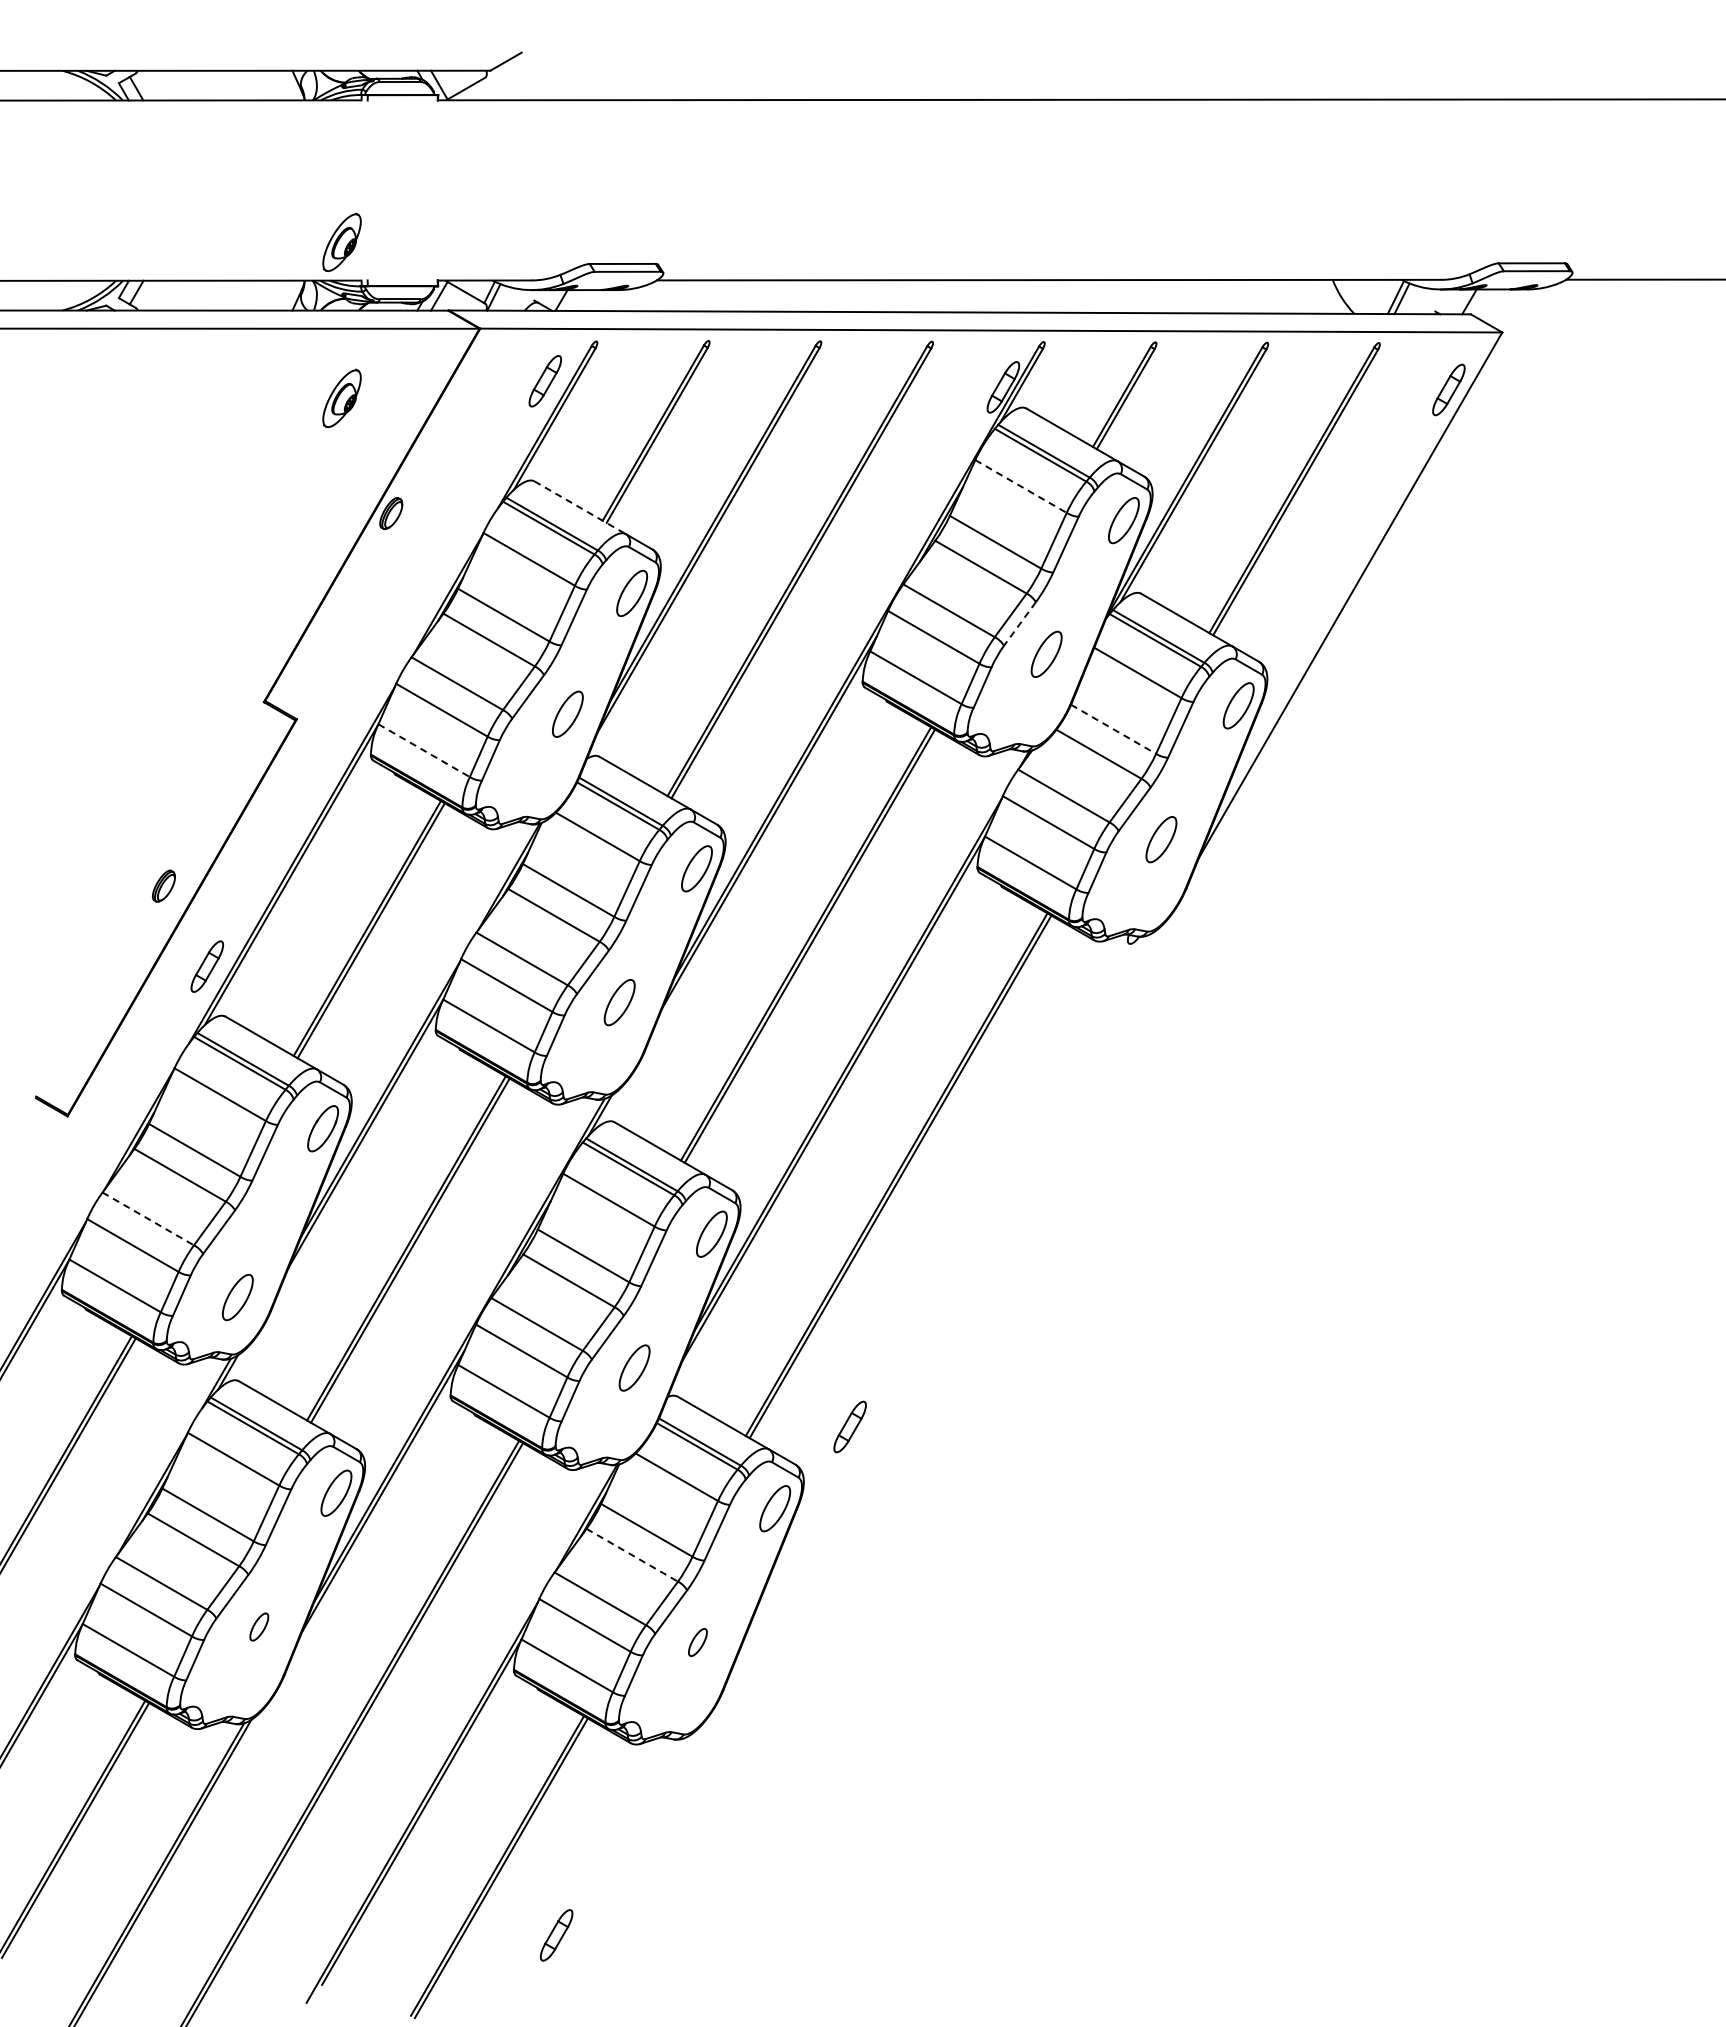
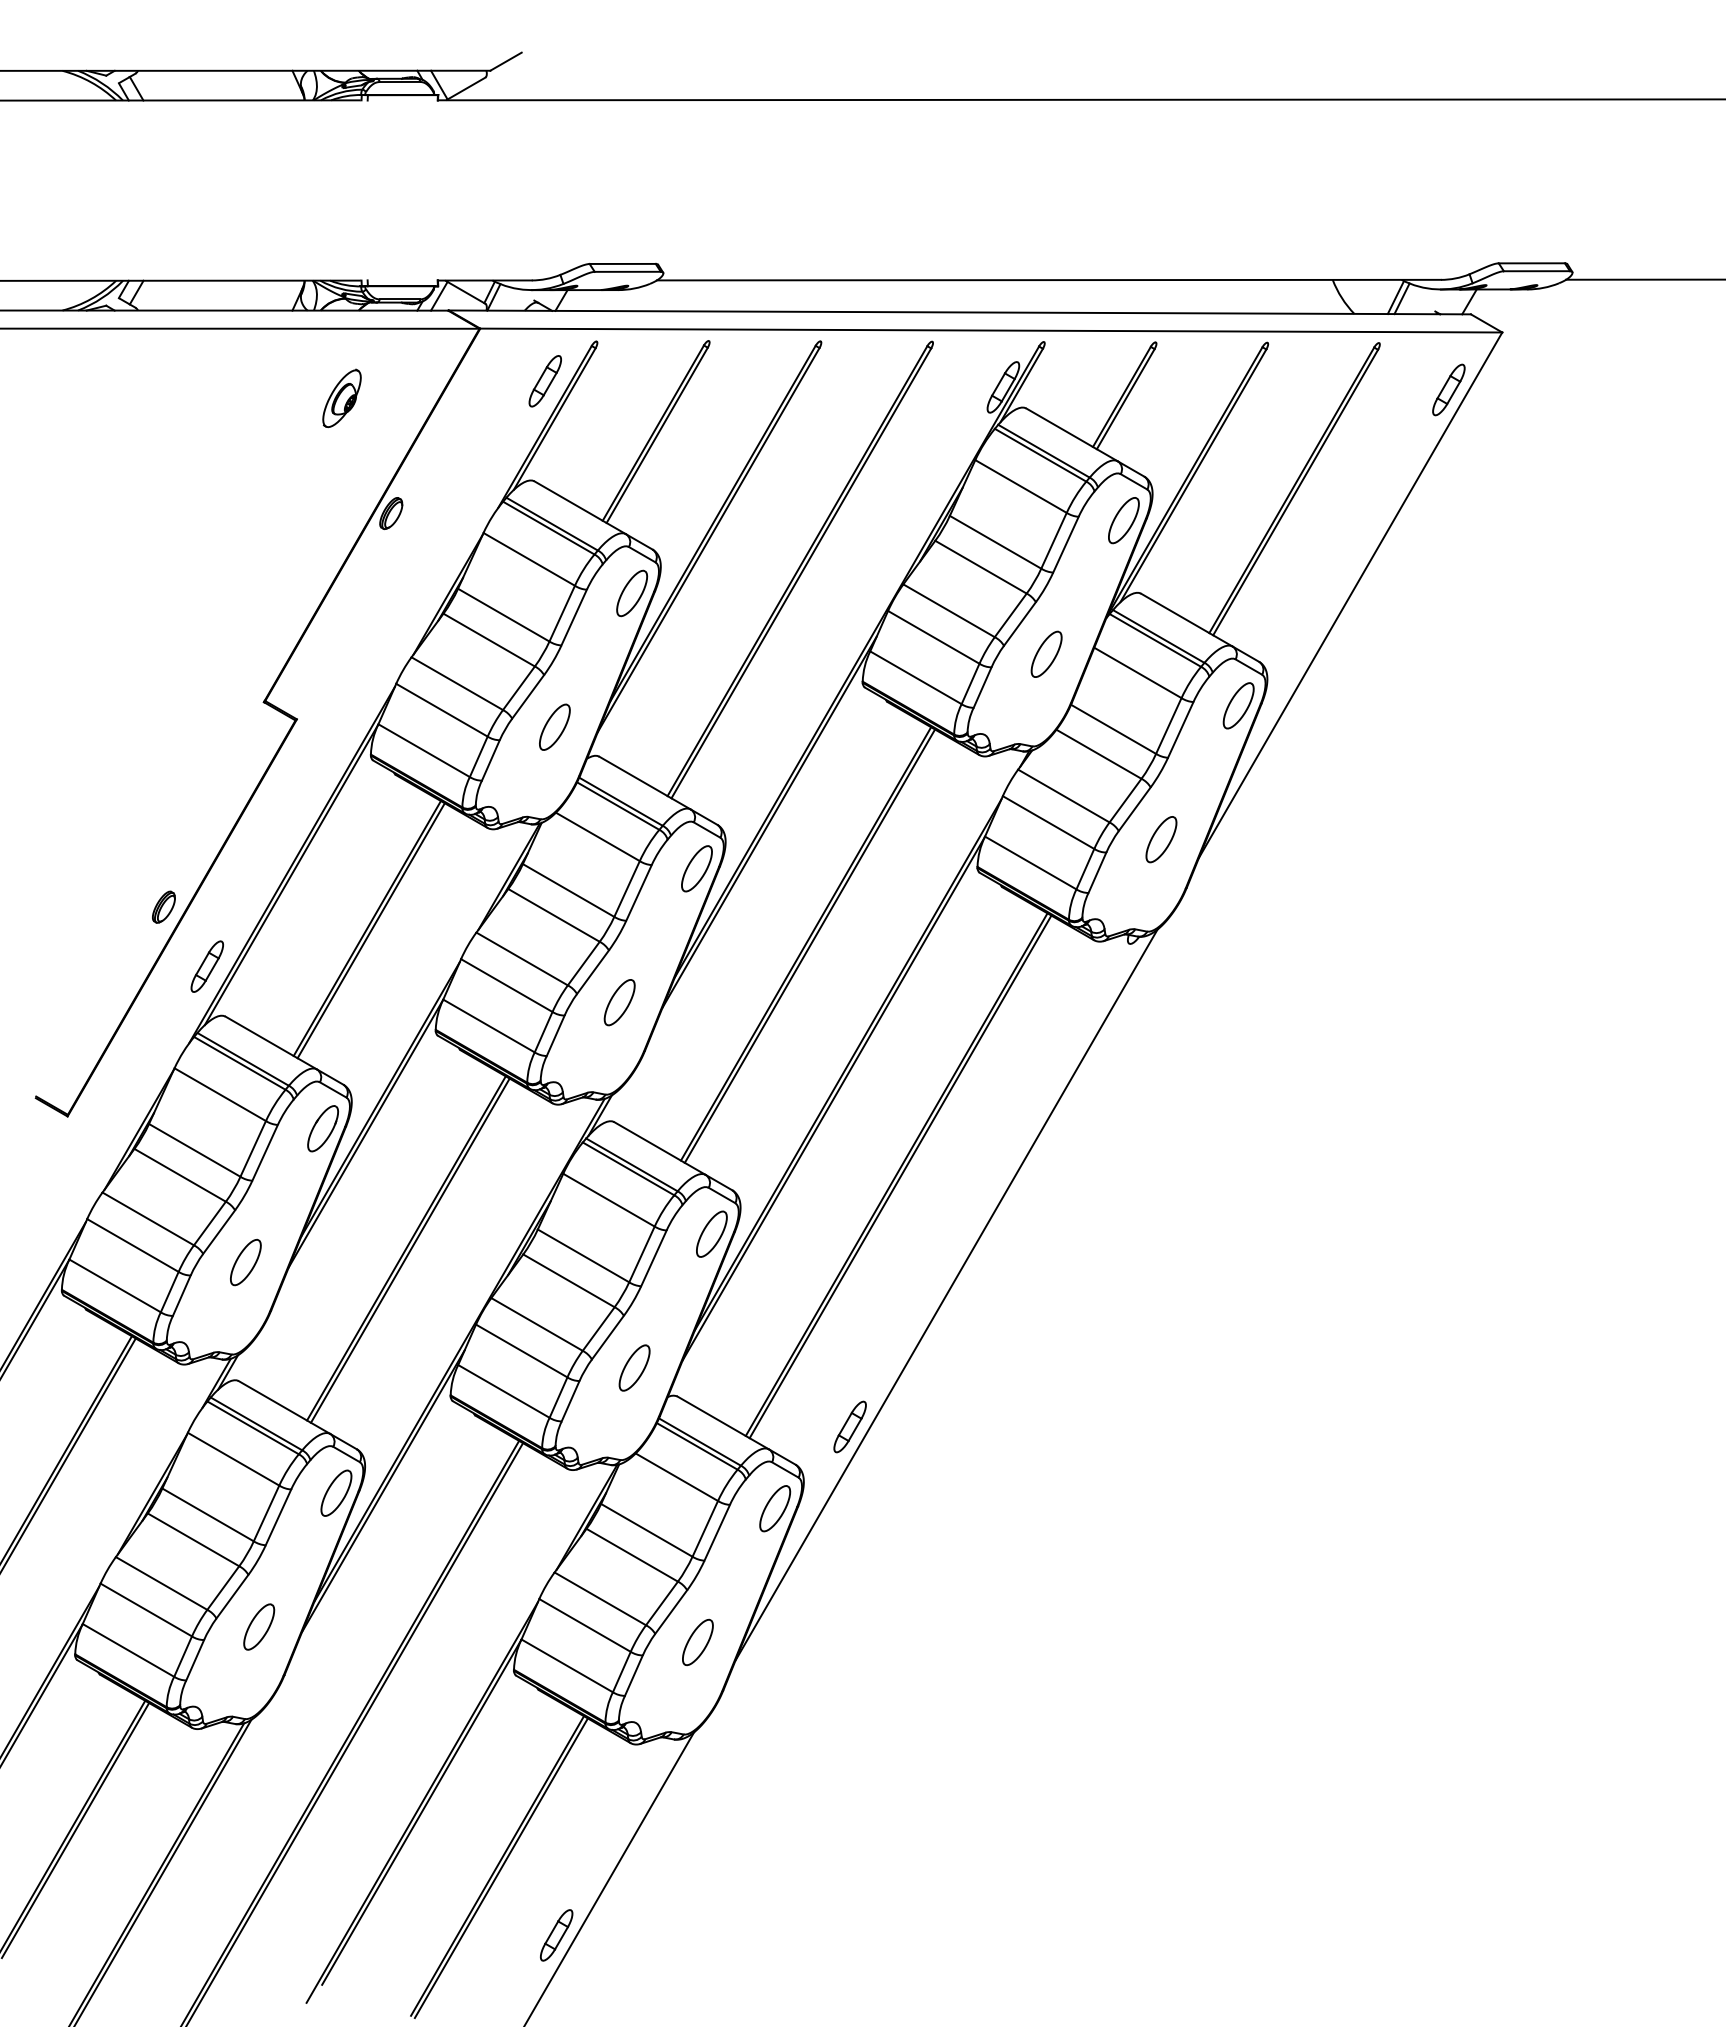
part: present -> none (341, 241)
line: dashed -> solid (1021, 486)
line: dashed -> solid (580, 507)
line: dashed -> solid (1019, 624)
part position: (567, 713) -> (554, 726) (554, 726)
line: dashed -> solid (1113, 729)
line: dashed -> solid (424, 750)
part position: (163, 885) -> (163, 906) (163, 906)
line: dashed -> solid (148, 1218)
line: none -> present (946, 1294)
part position: (237, 1297) -> (245, 1262) (245, 1262)
line: dashed -> solid (632, 1555)
part size: 21x30 px -> 33x48 px (259, 1626)
part size: 20x29 px -> 32x49 px (697, 1642)
line: none -> present (610, 1877)
